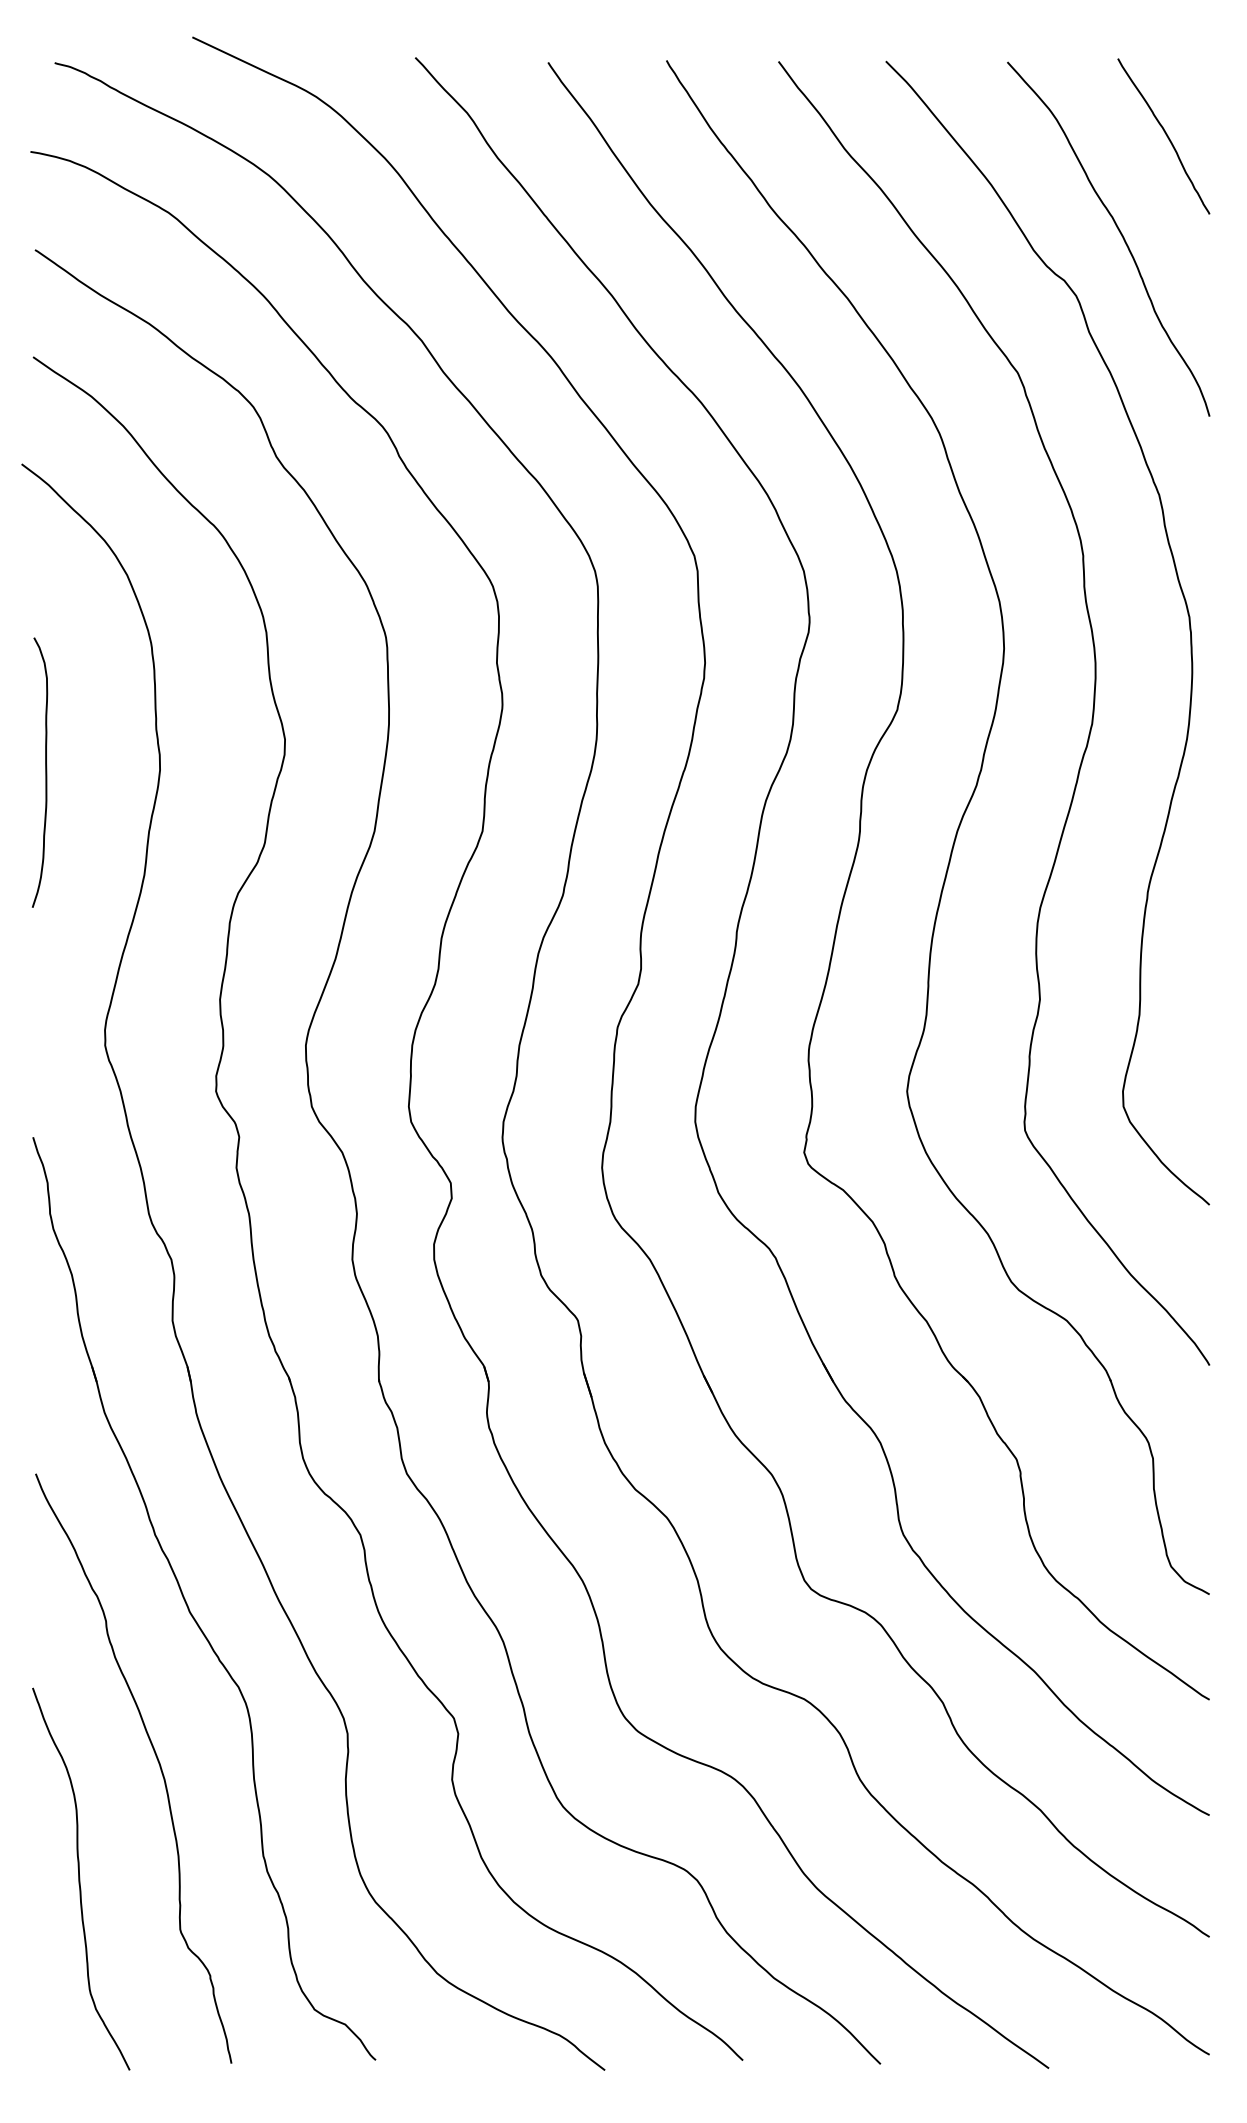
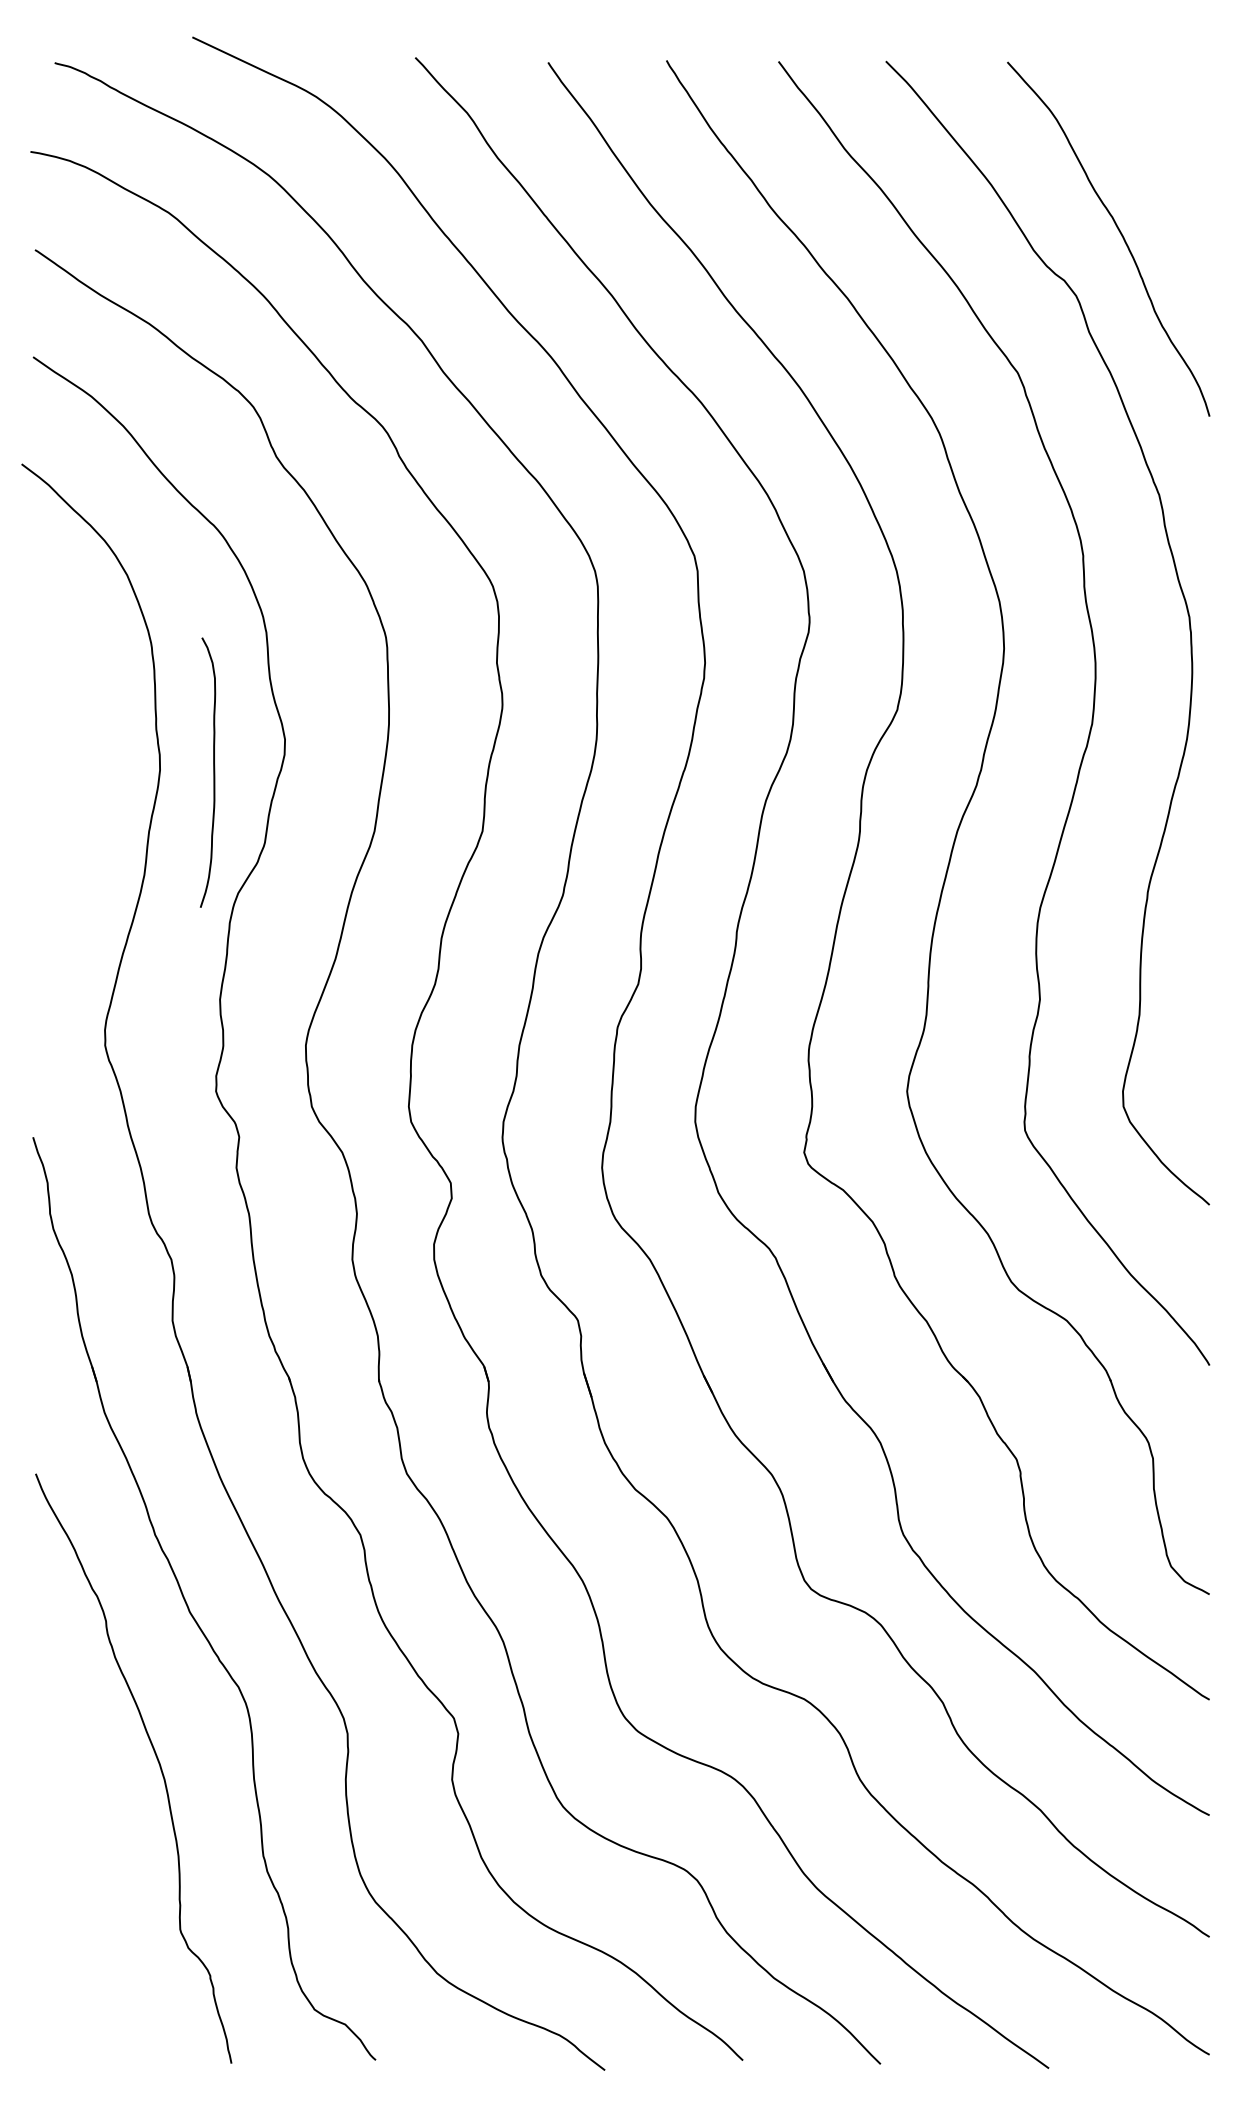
curve: present -> none (1165, 134)
curve position: (45, 772) -> (213, 772) (213, 772)
curve: present -> none (80, 1878)
